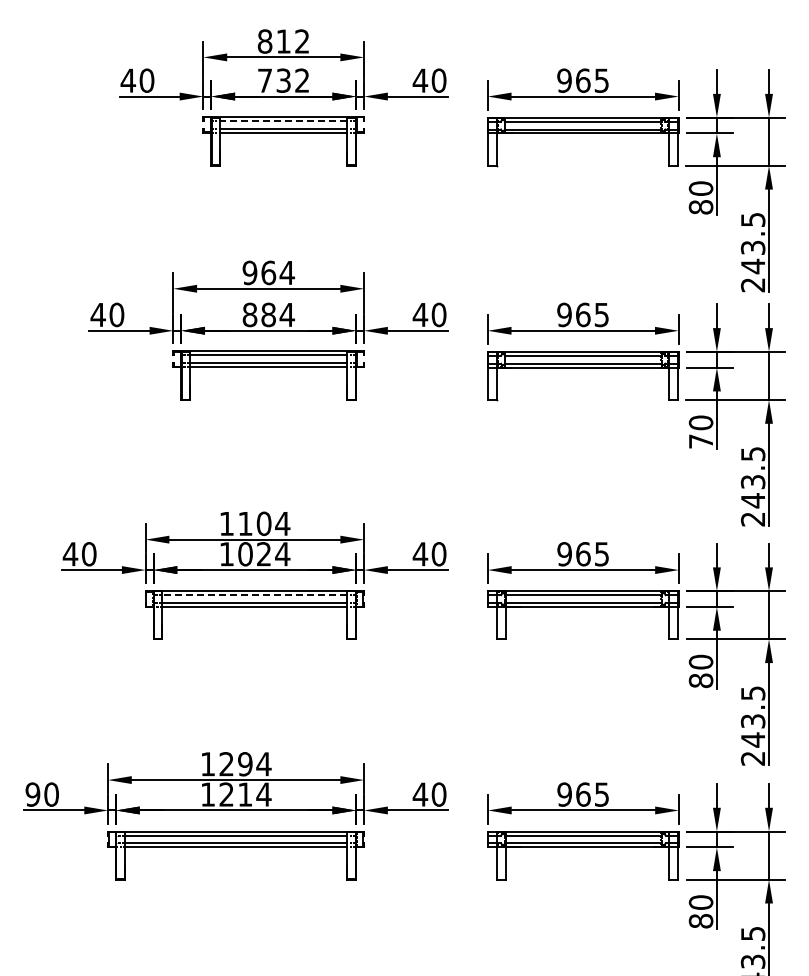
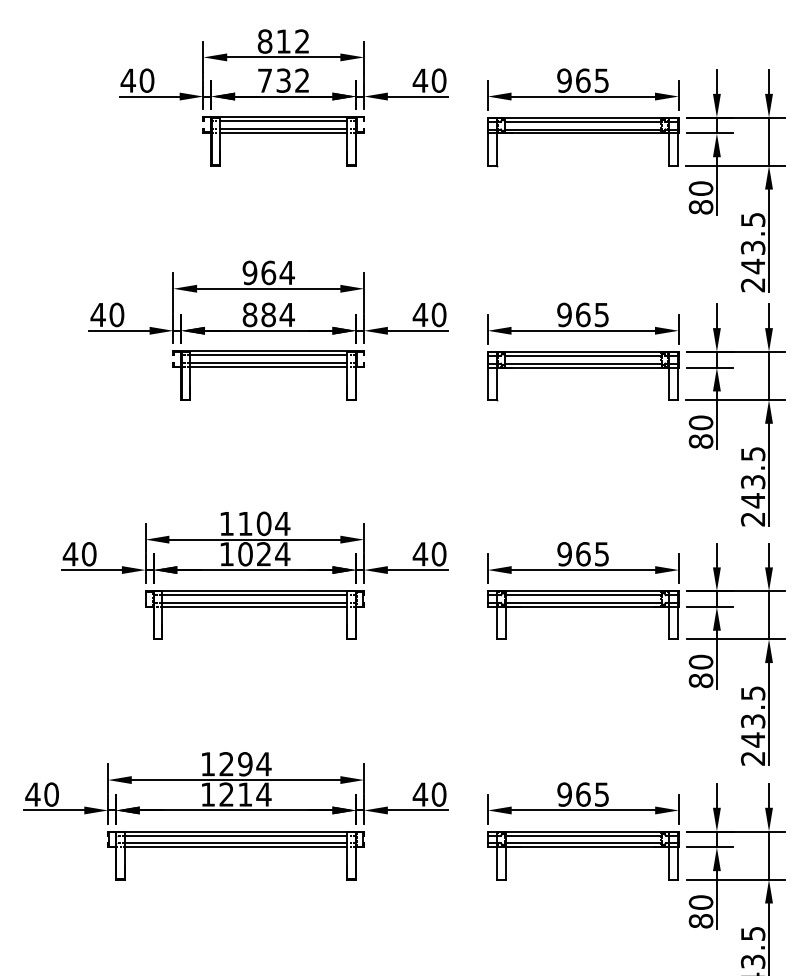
line: dashed -> solid (283, 121)
text: 70 -> 80 (700, 441)
line: dashed -> solid (254, 595)
text: 90 -> 40 (32, 794)
